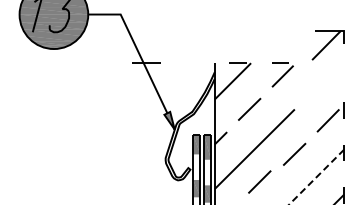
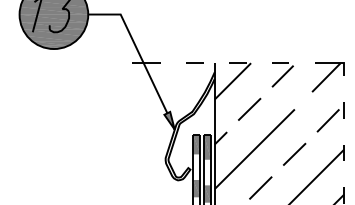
part position: (327, 45) -> (327, 77) (327, 77)
line: none -> present (194, 62)
line: dashed -> solid (316, 177)
line position: (259, 181) -> (260, 187) (260, 187)
